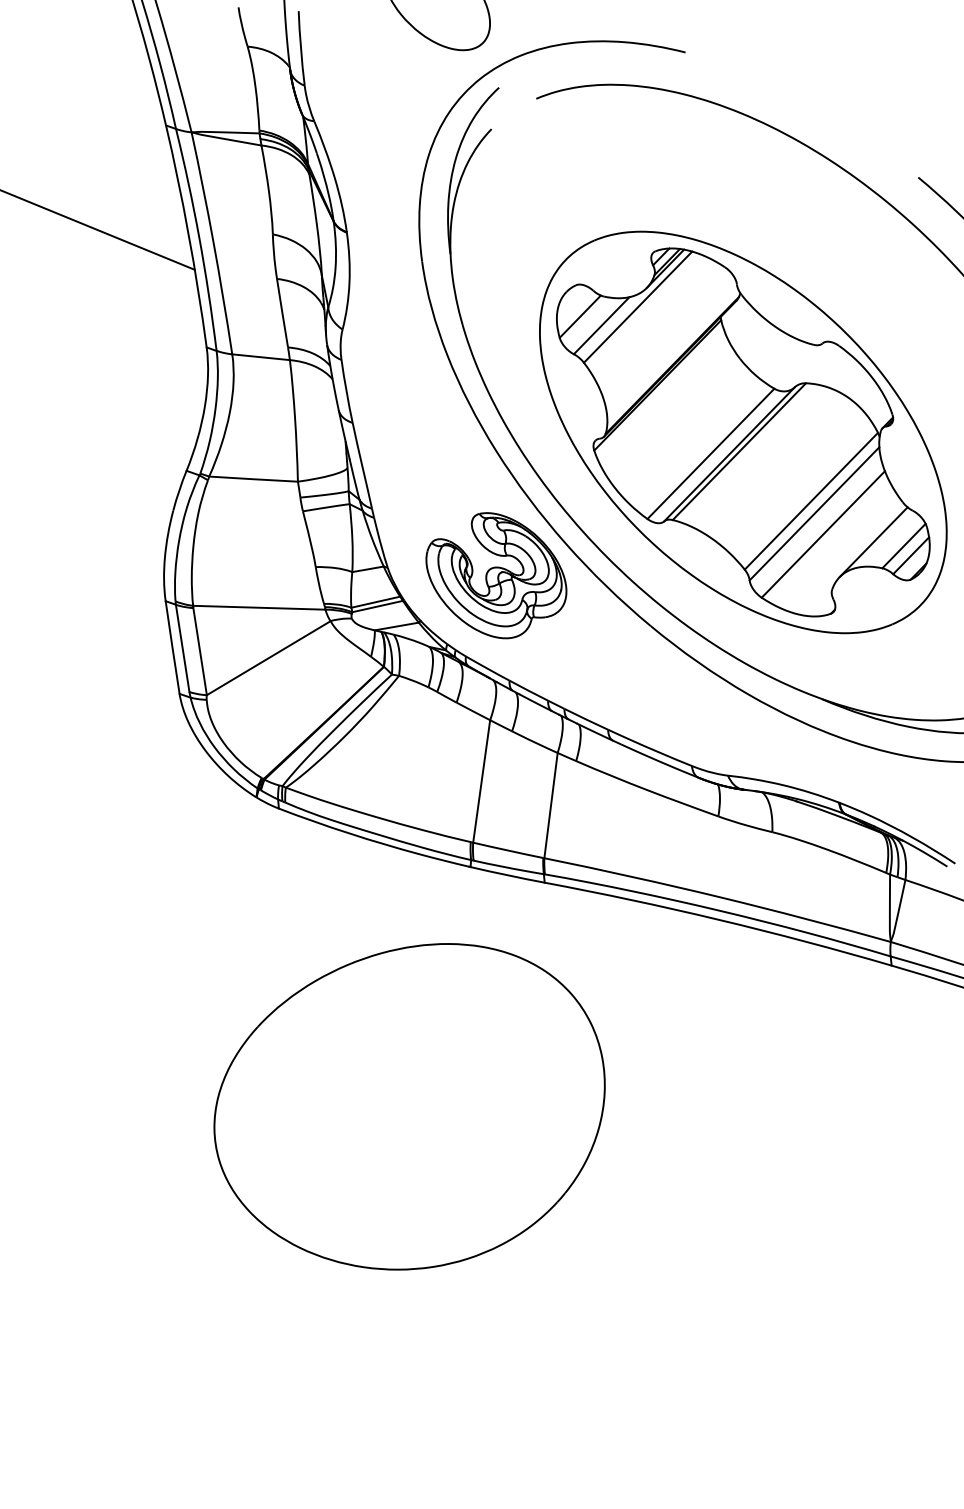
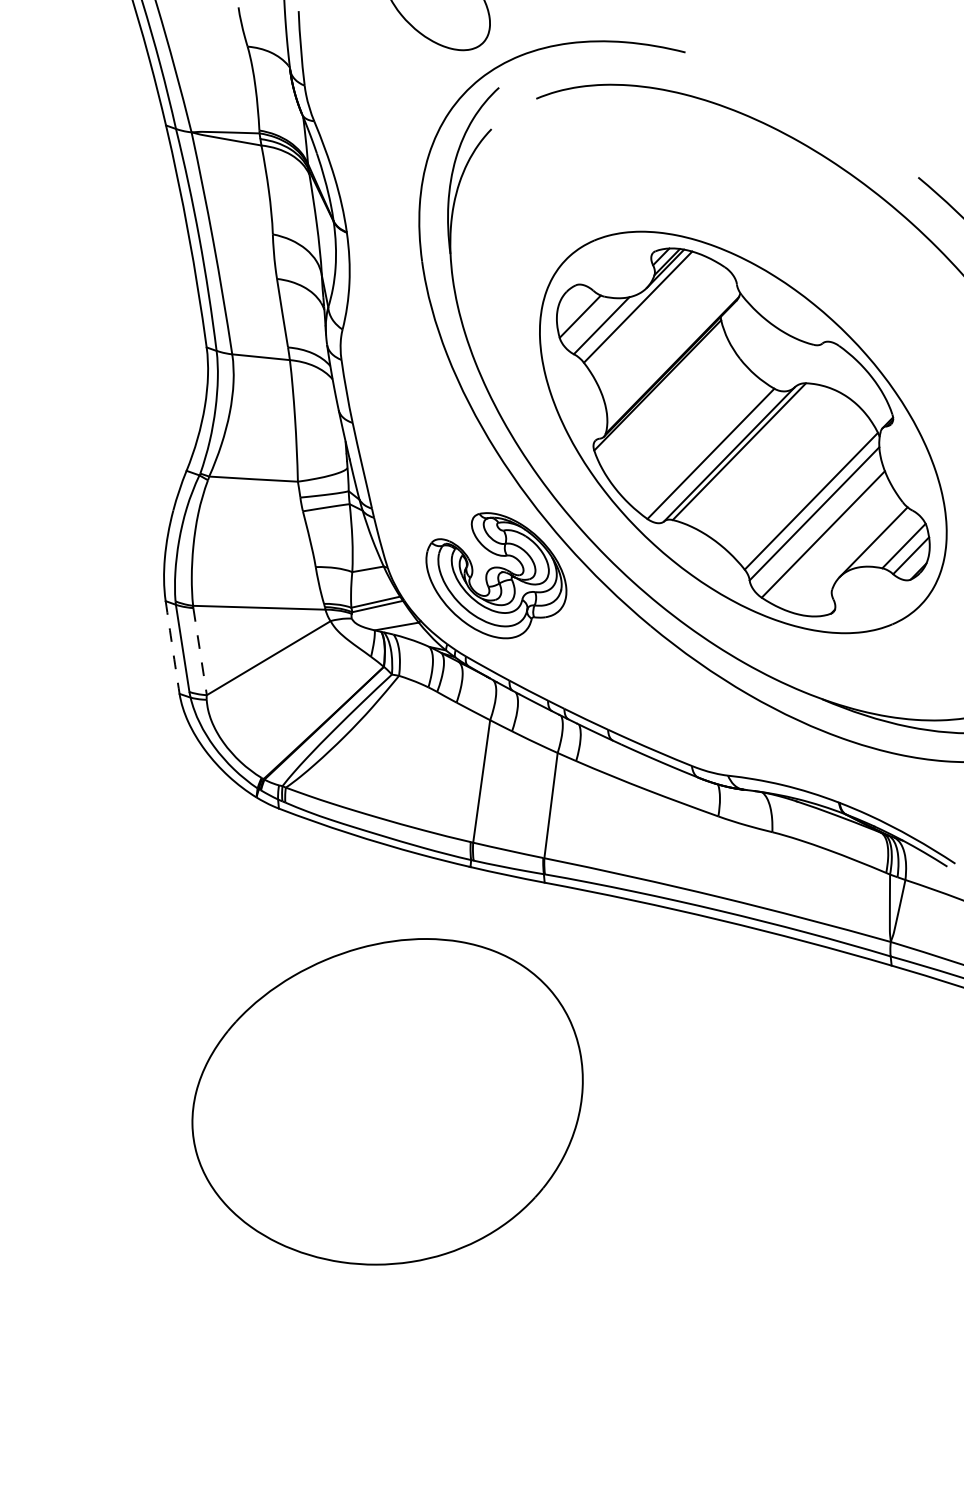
line: present -> none (98, 230)
arc: solid -> dashed (172, 647)
line: solid -> dashed (200, 652)
part position: (409, 1106) -> (387, 1101) (387, 1101)
